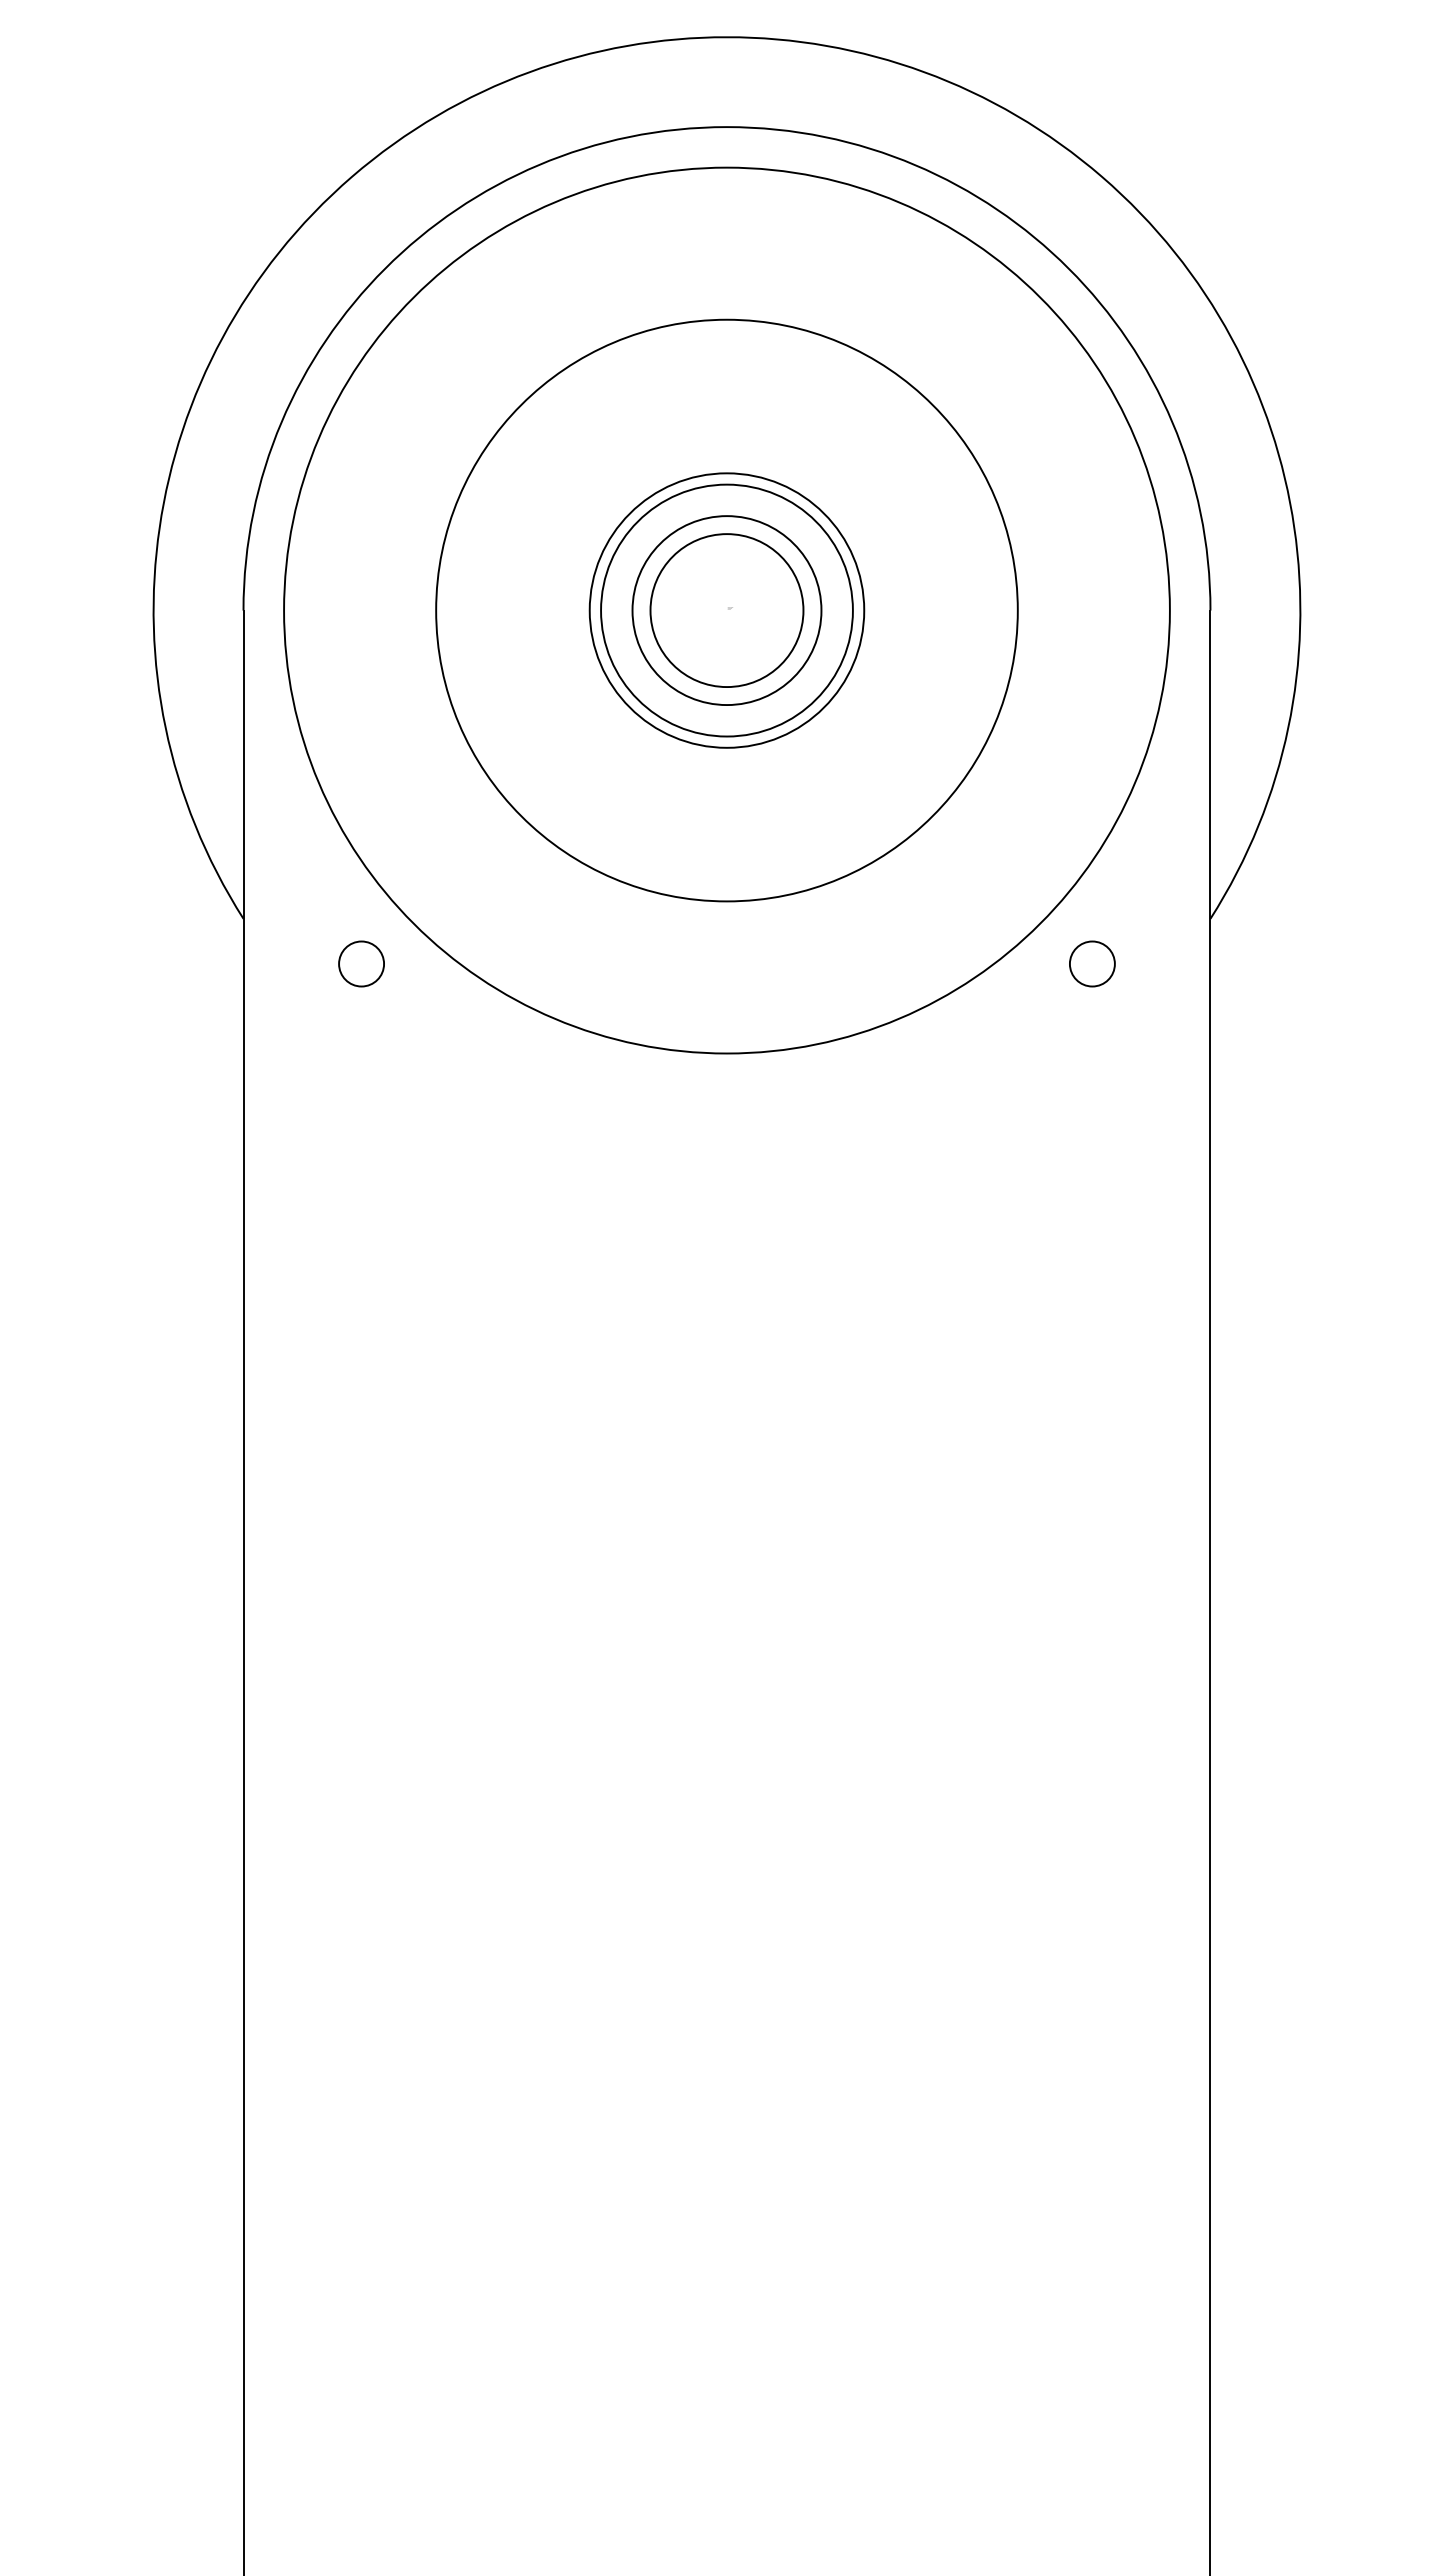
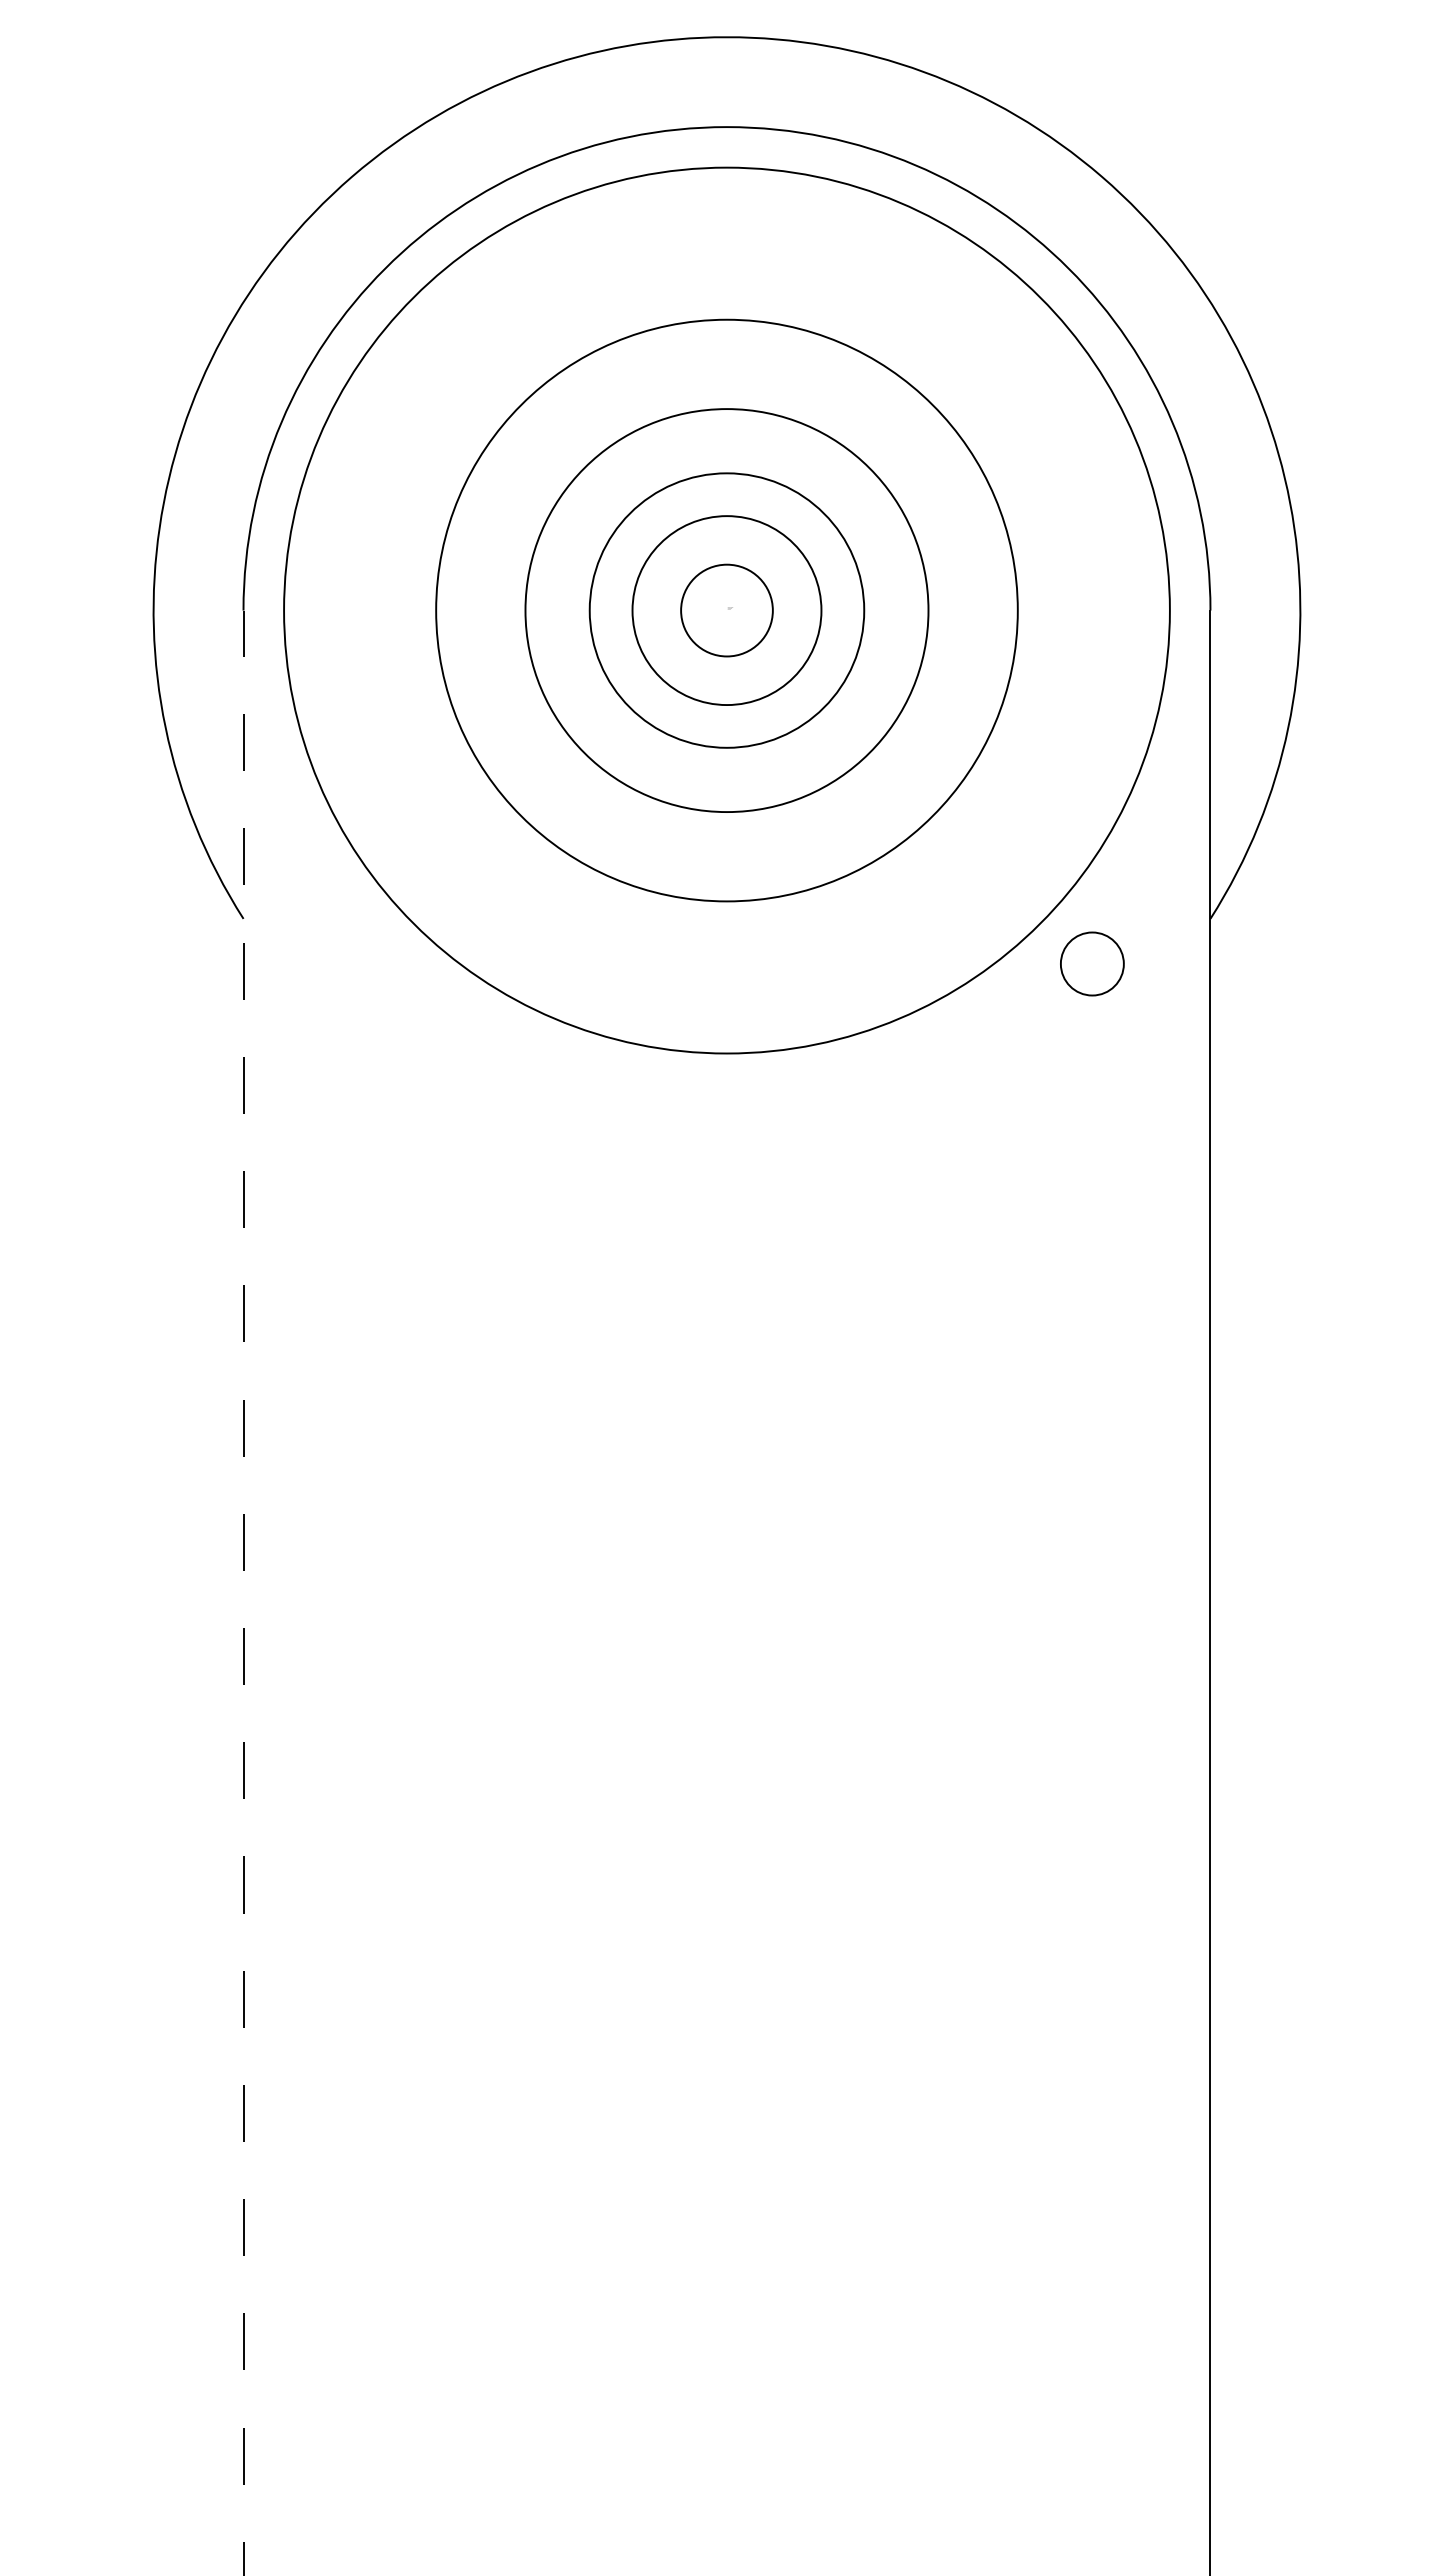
circle diameter: 153 px -> 92 px (726, 610)
circle diameter: 252 px -> 403 px (726, 610)
circle: present -> none (361, 963)
circle size: 47x48 px -> 65x66 px (1092, 963)
line: solid -> dashed (243, 1592)
